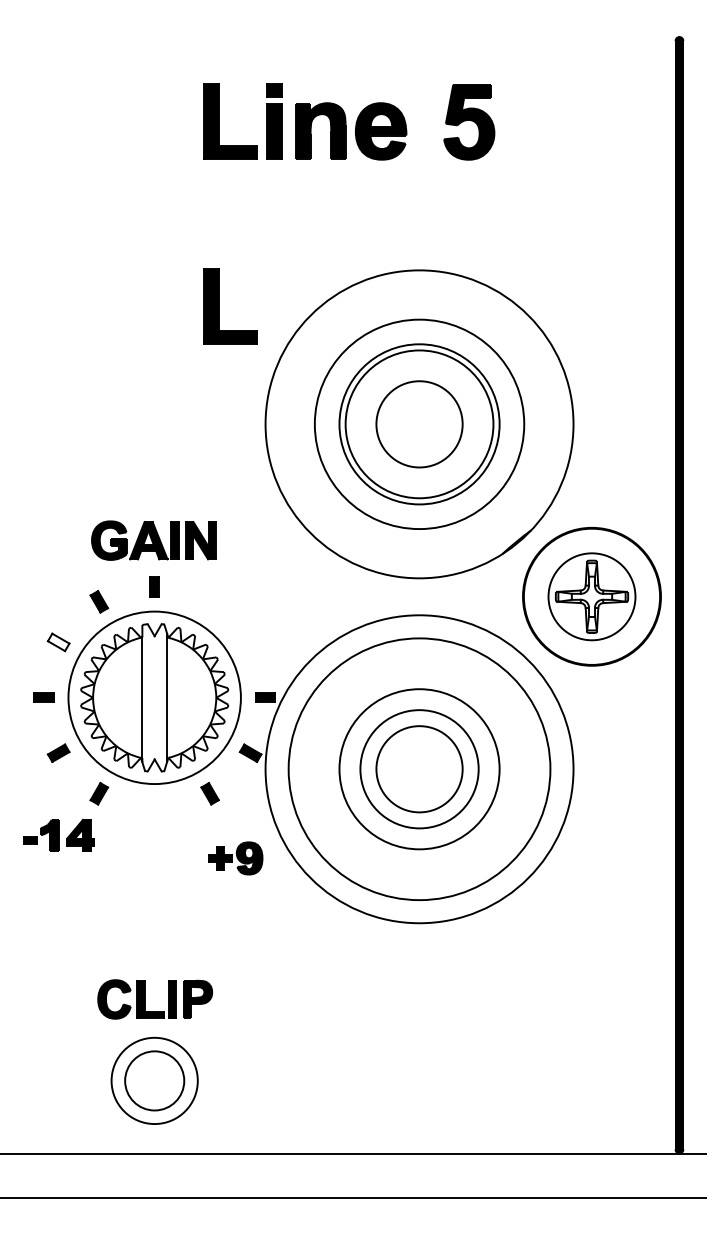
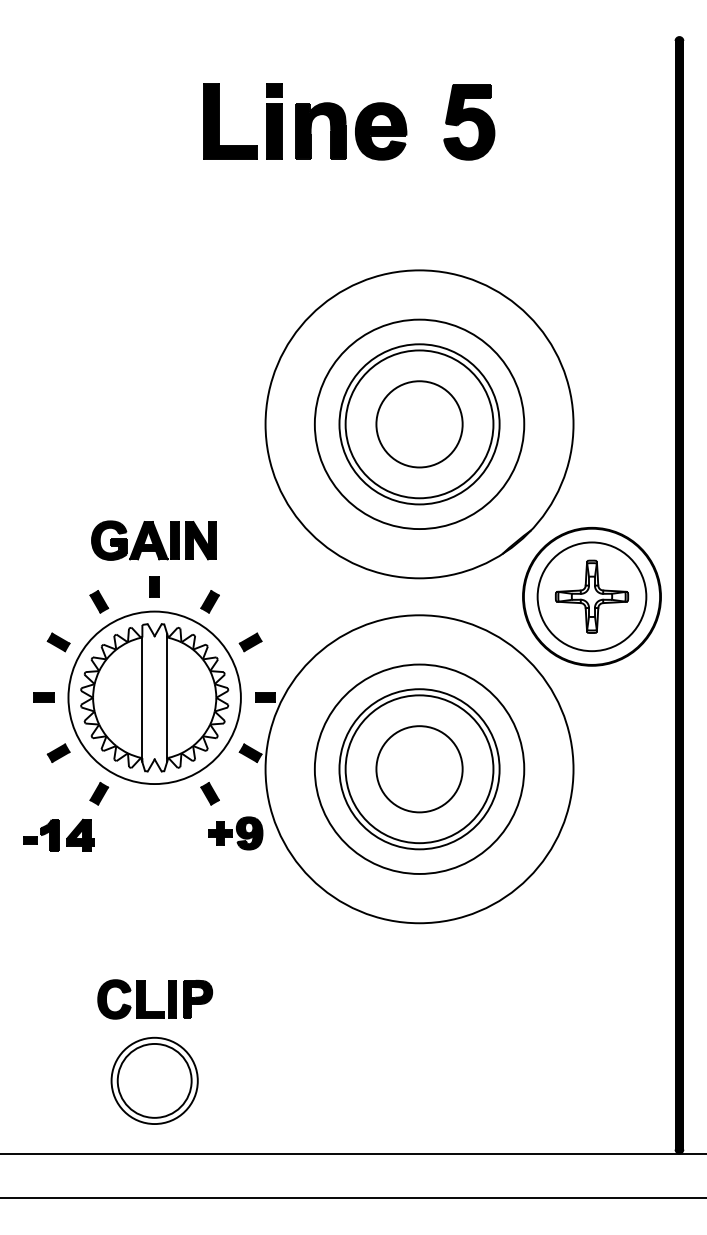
part: present -> none (219, 306)
circle diameter: 87 px -> 109 px (591, 596)
part: none -> present (209, 601)
fill: none -> present (58, 642)
part: none -> present (250, 642)
circle diameter: 118 px -> 148 px (419, 769)
circle diameter: 262 px -> 209 px (419, 768)
part position: (235, 858) -> (235, 833) (235, 833)
circle diameter: 59 px -> 74 px (154, 1080)
